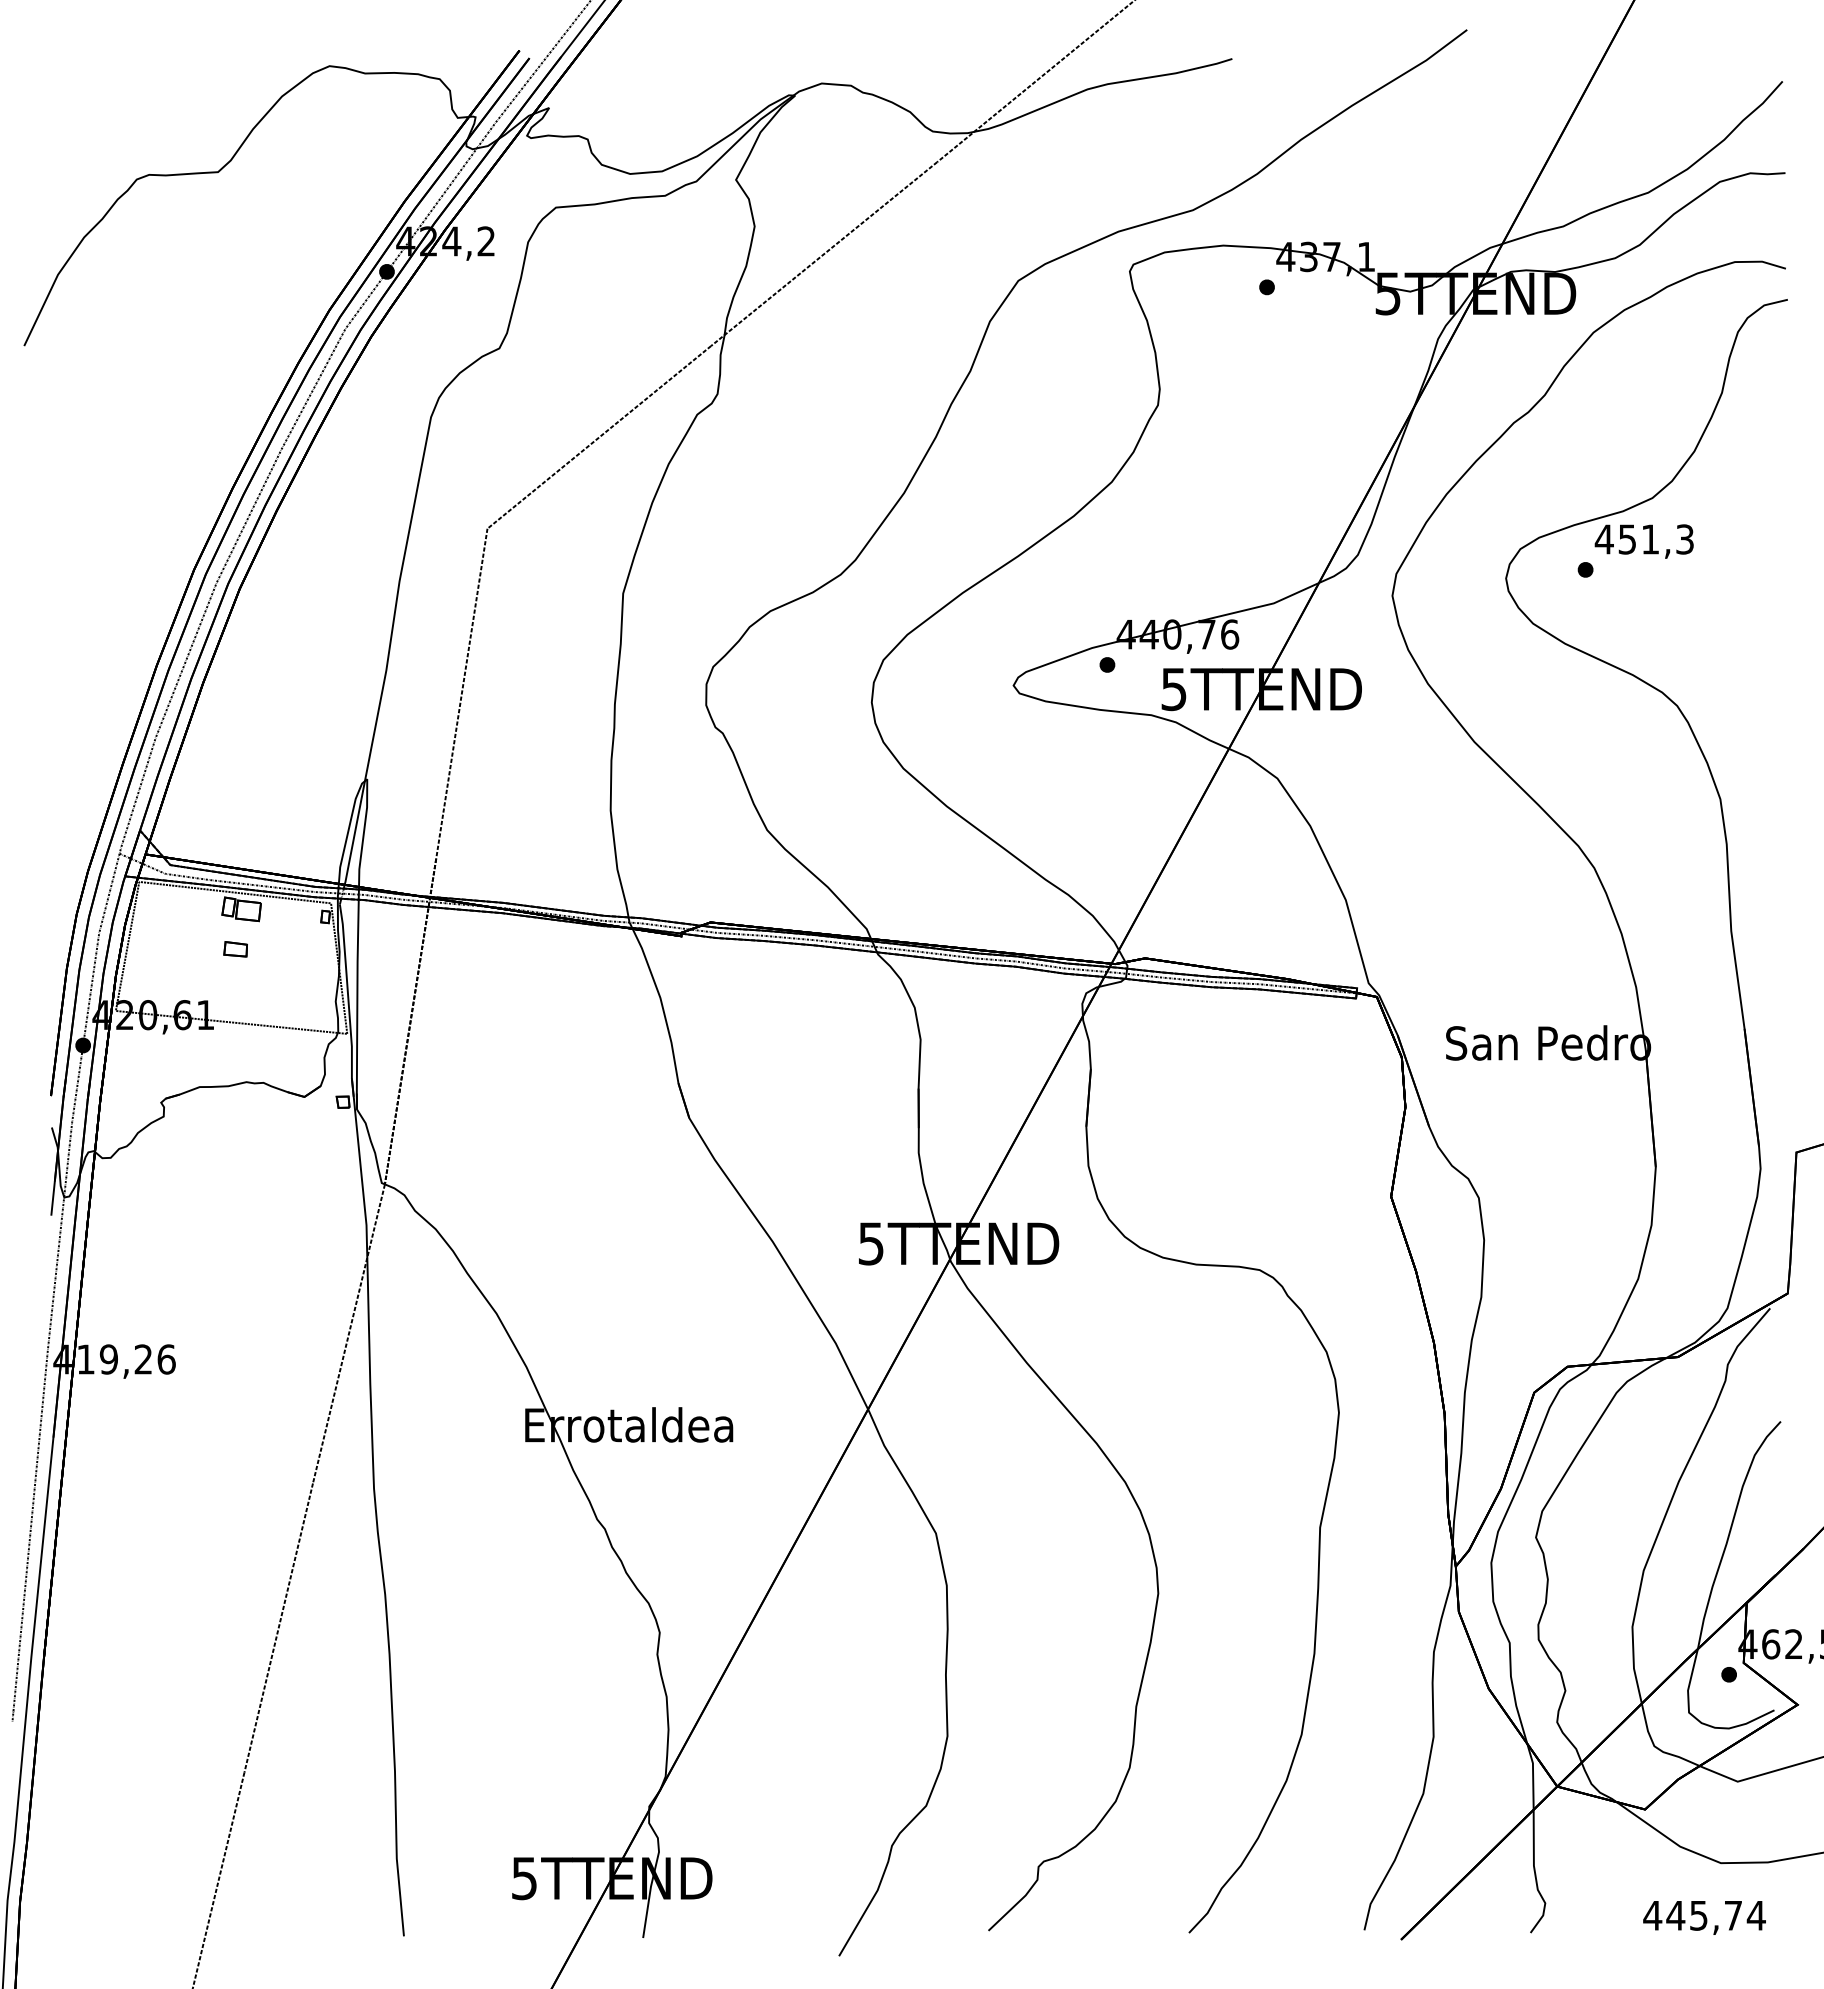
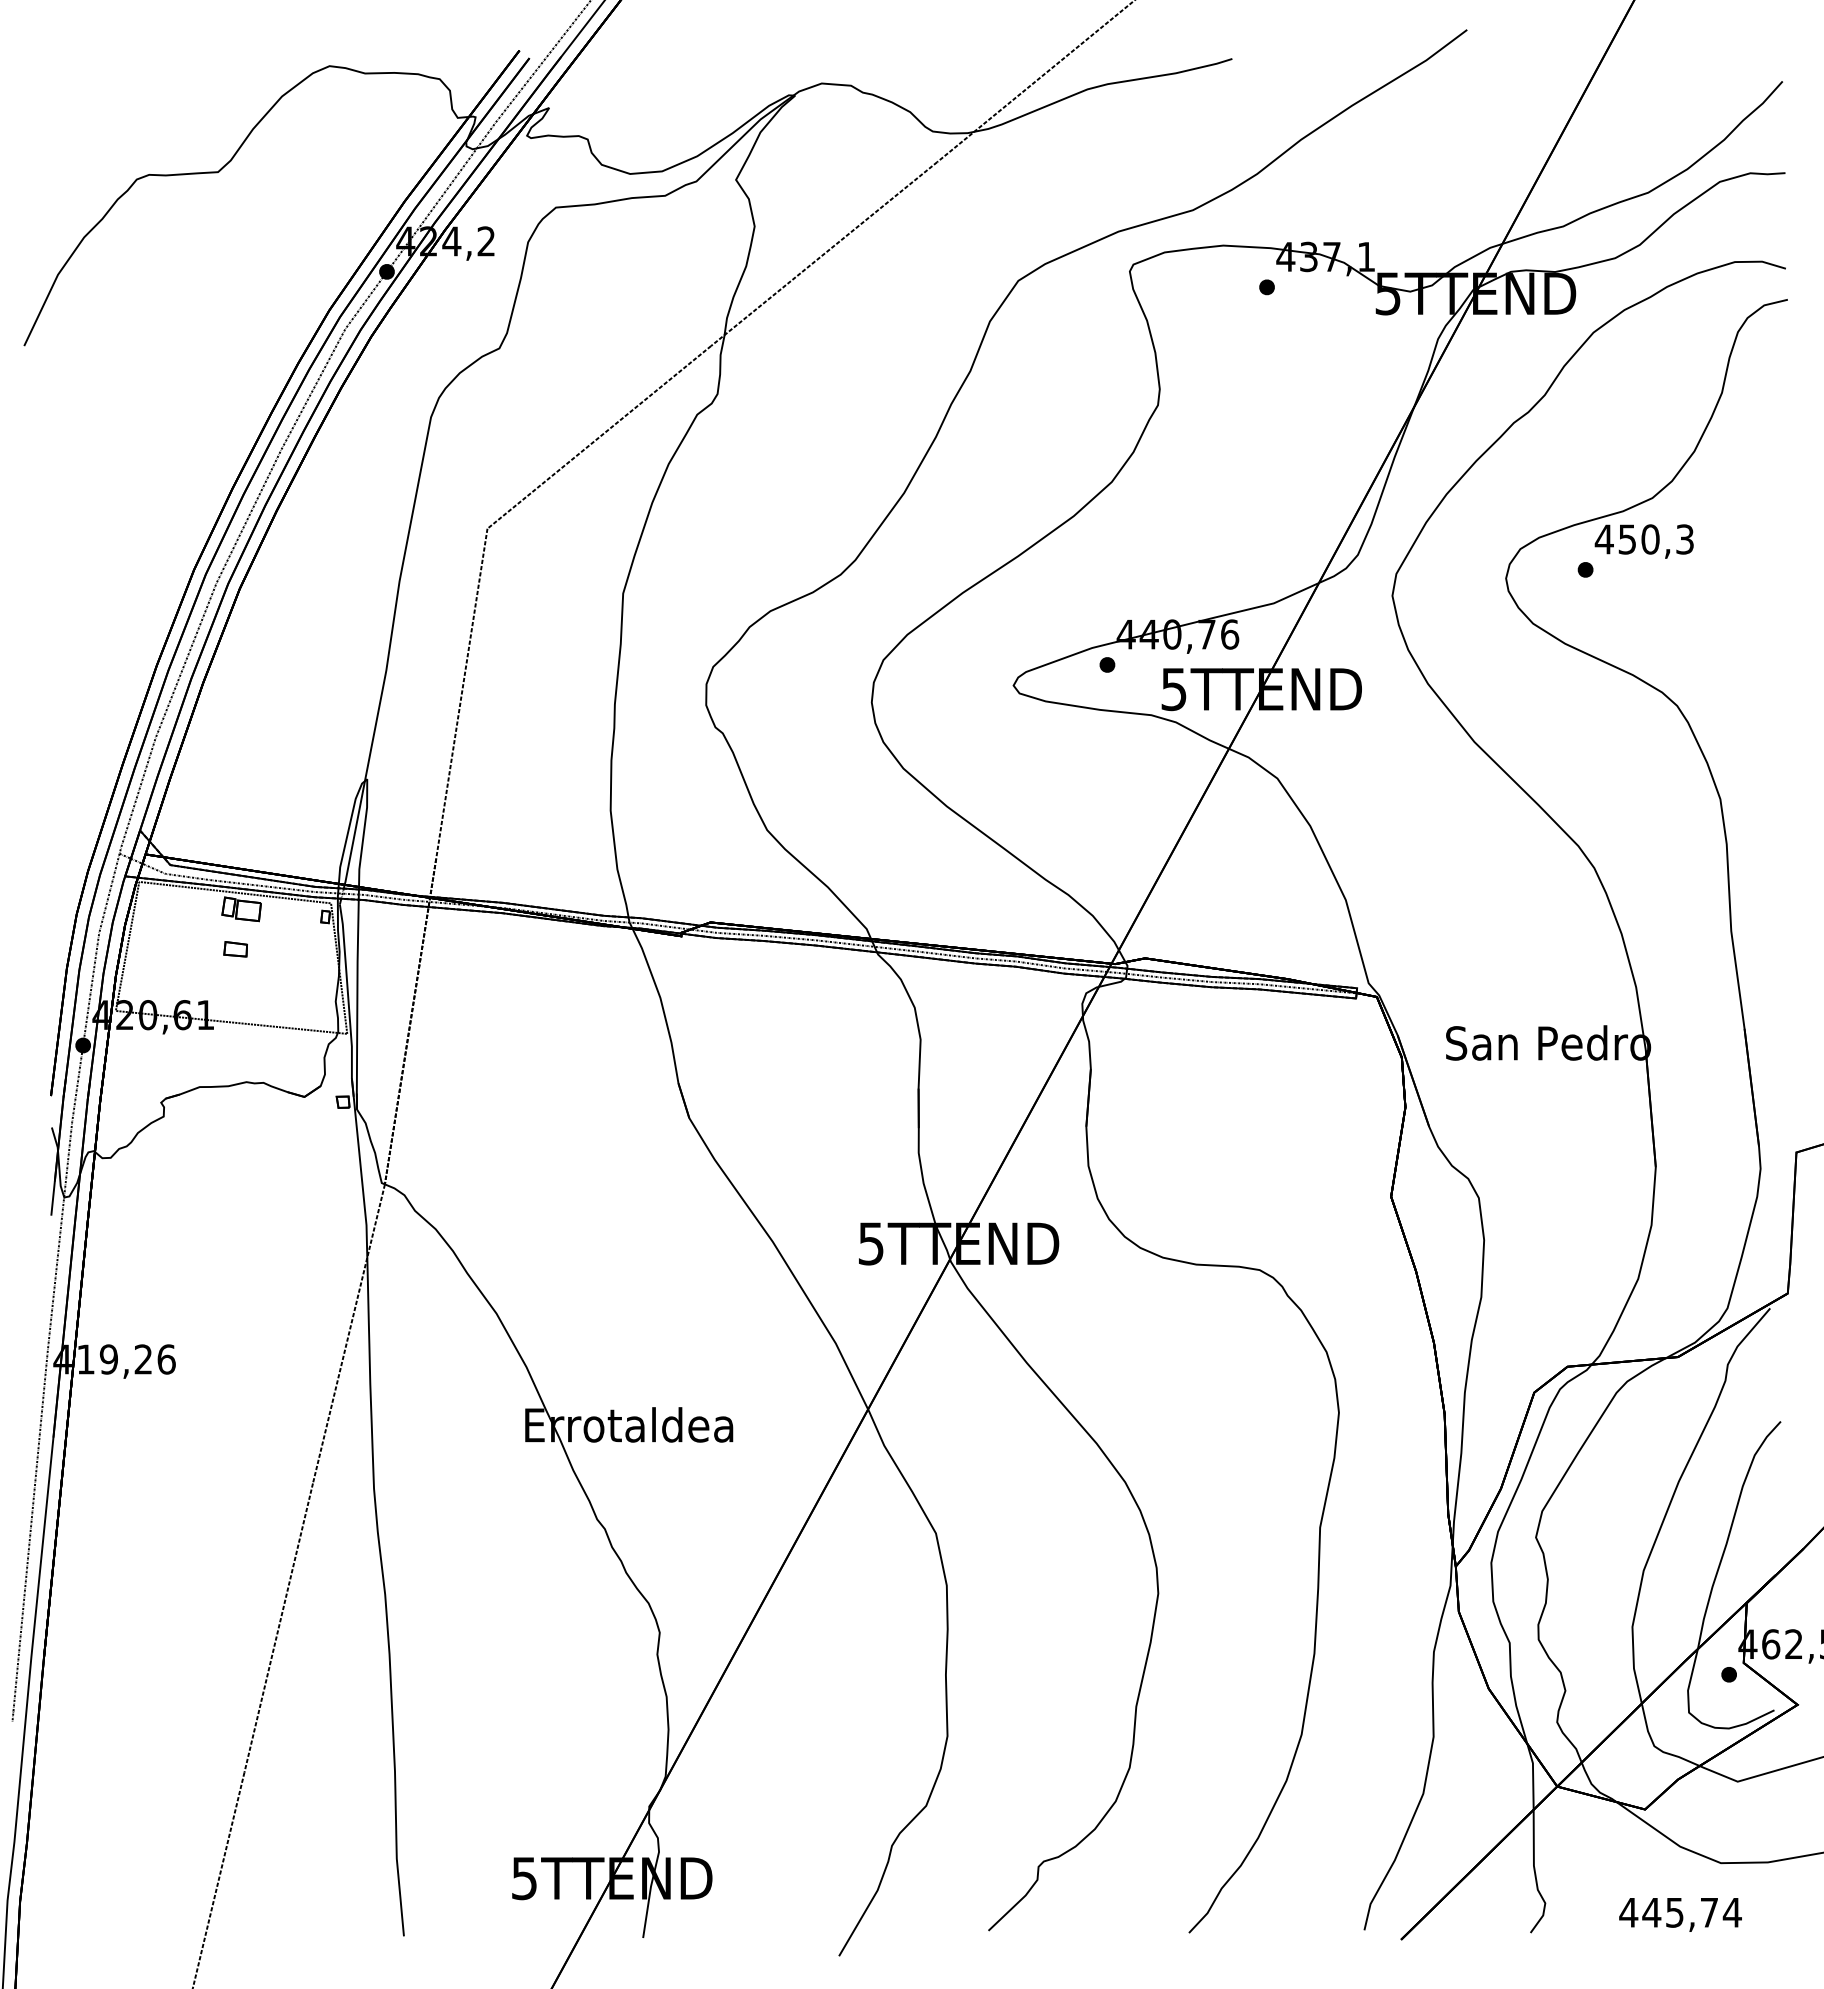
text: 451,3 -> 450,3 (1650, 539)
text position: (1704, 1917) -> (1680, 1914) (1680, 1914)
